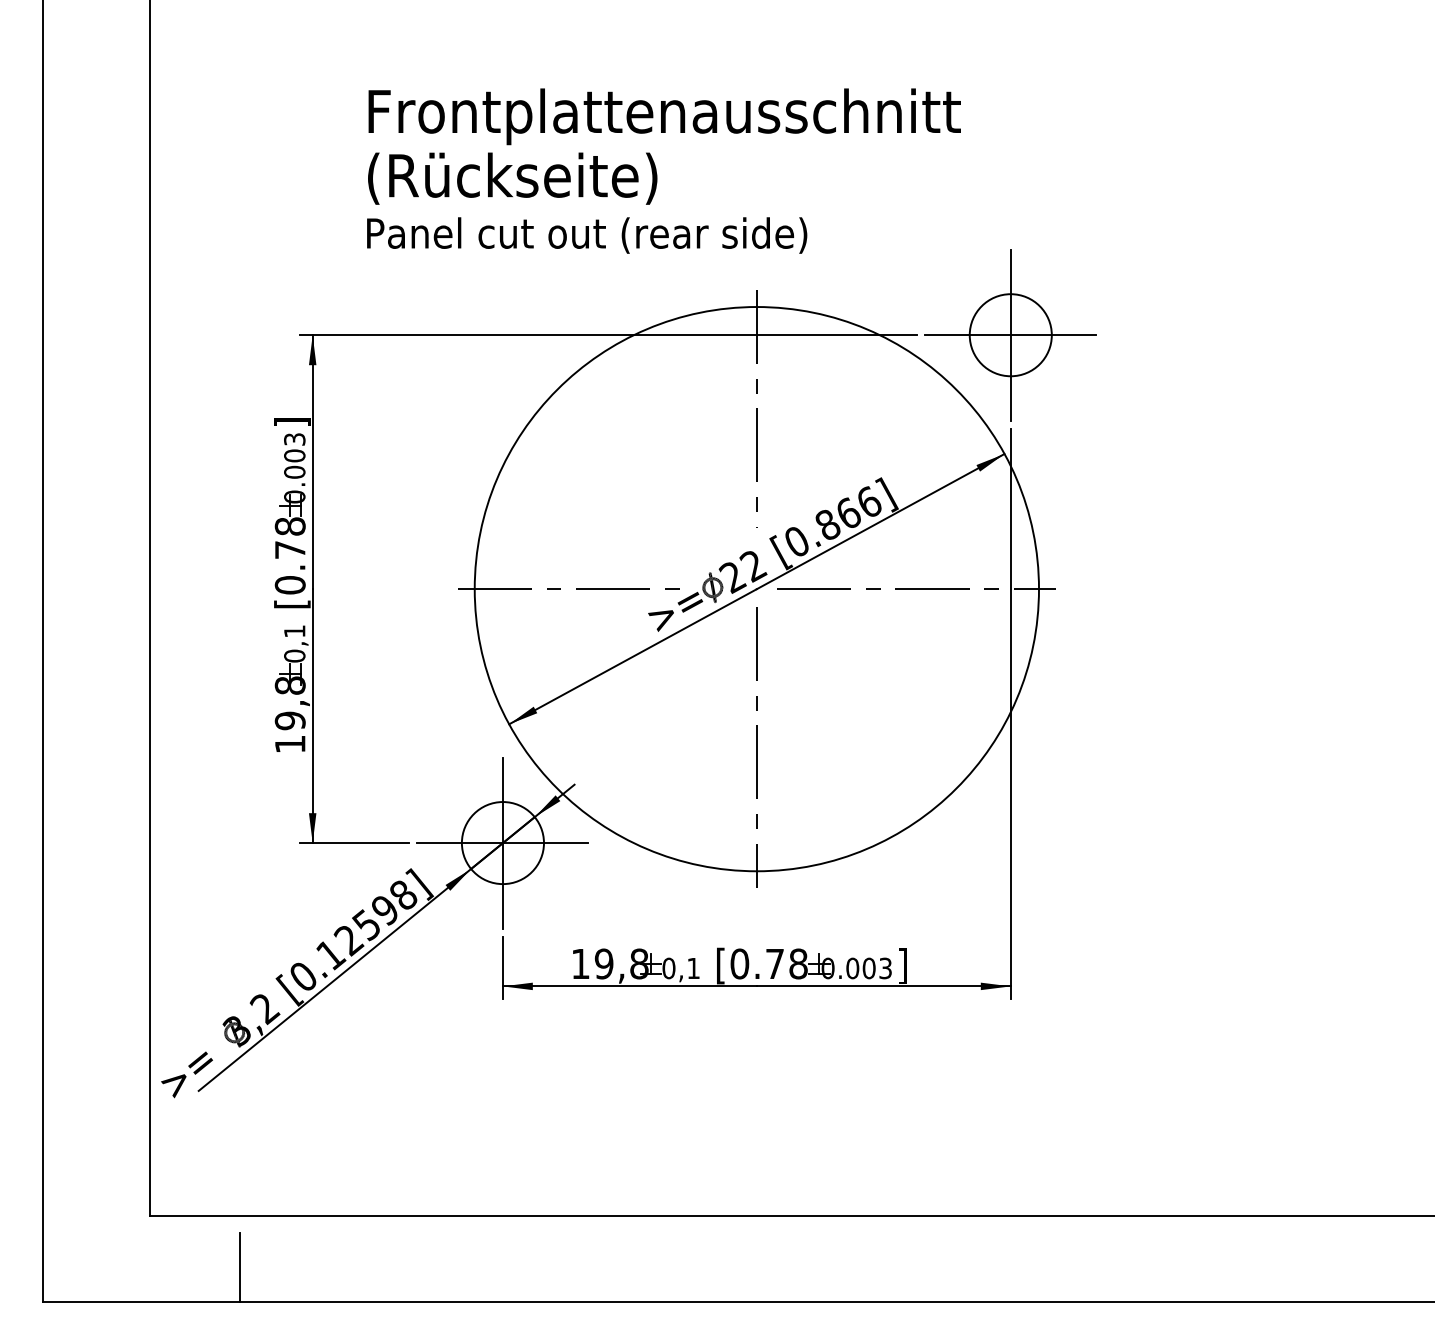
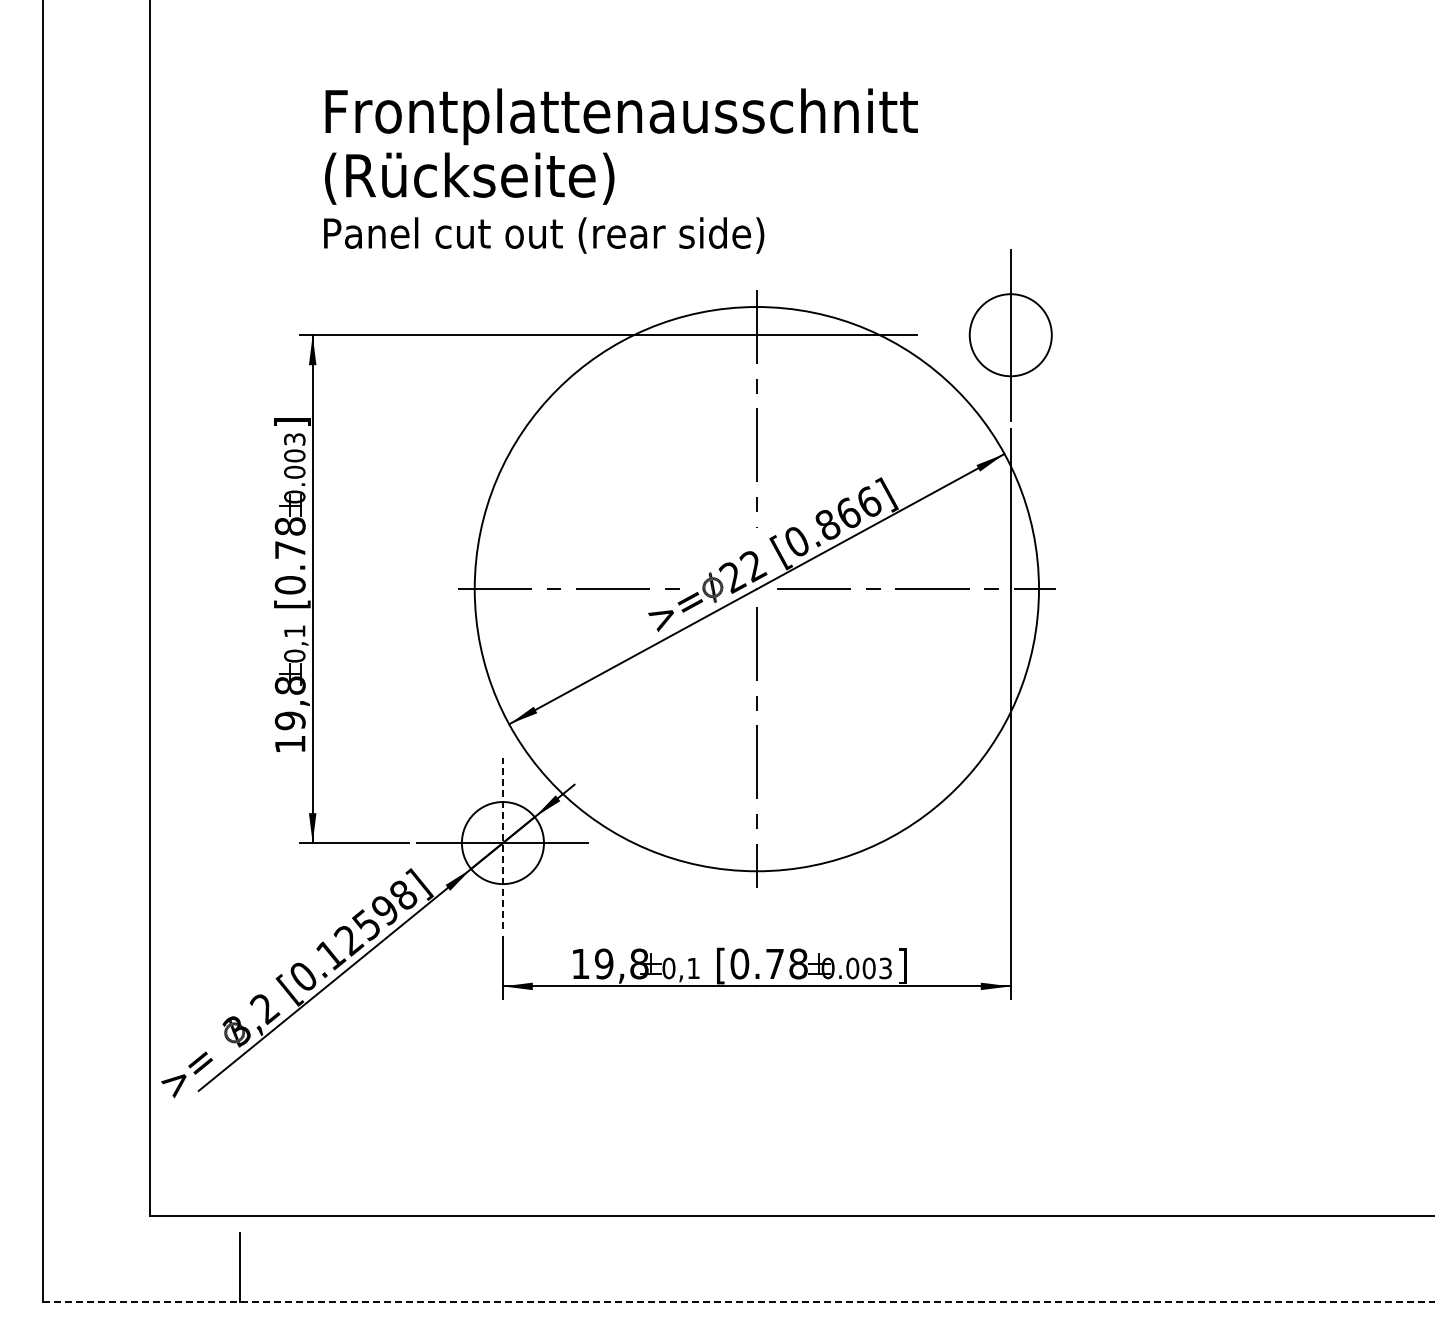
text position: (663, 170) -> (620, 170) (620, 170)
line: present -> none (1010, 335)
line: solid -> dashed (502, 842)
line: solid -> dashed (738, 1301)
